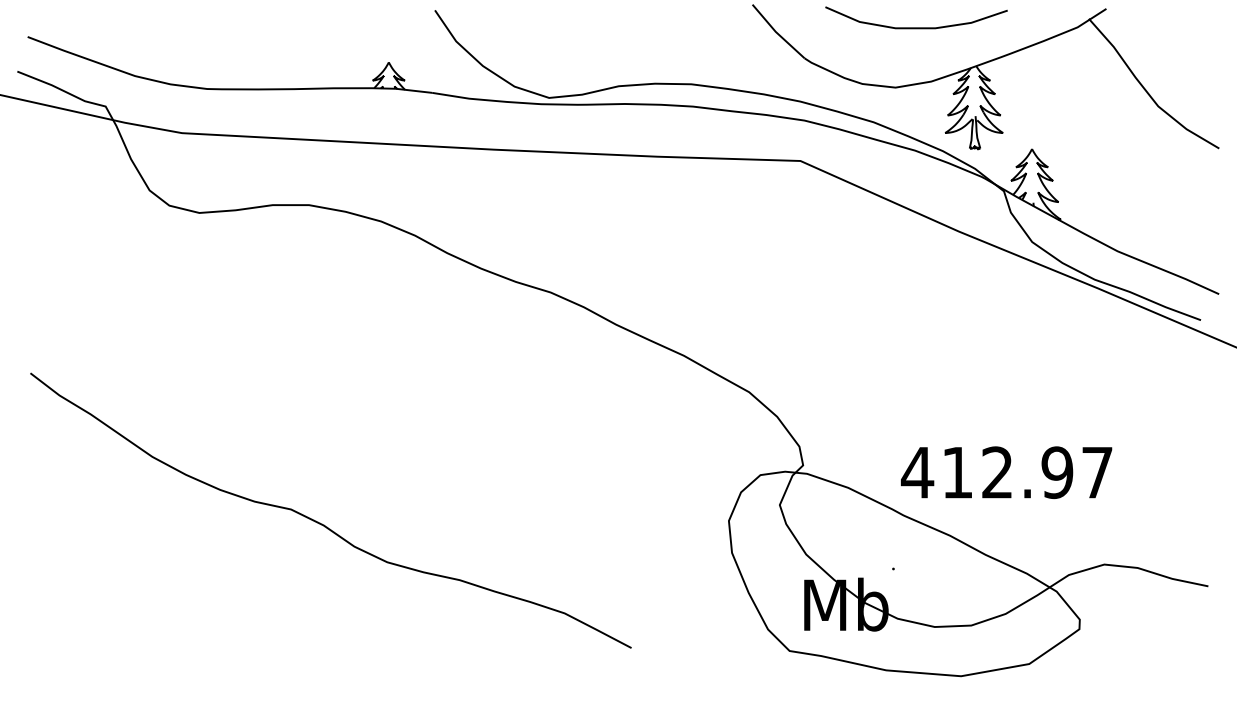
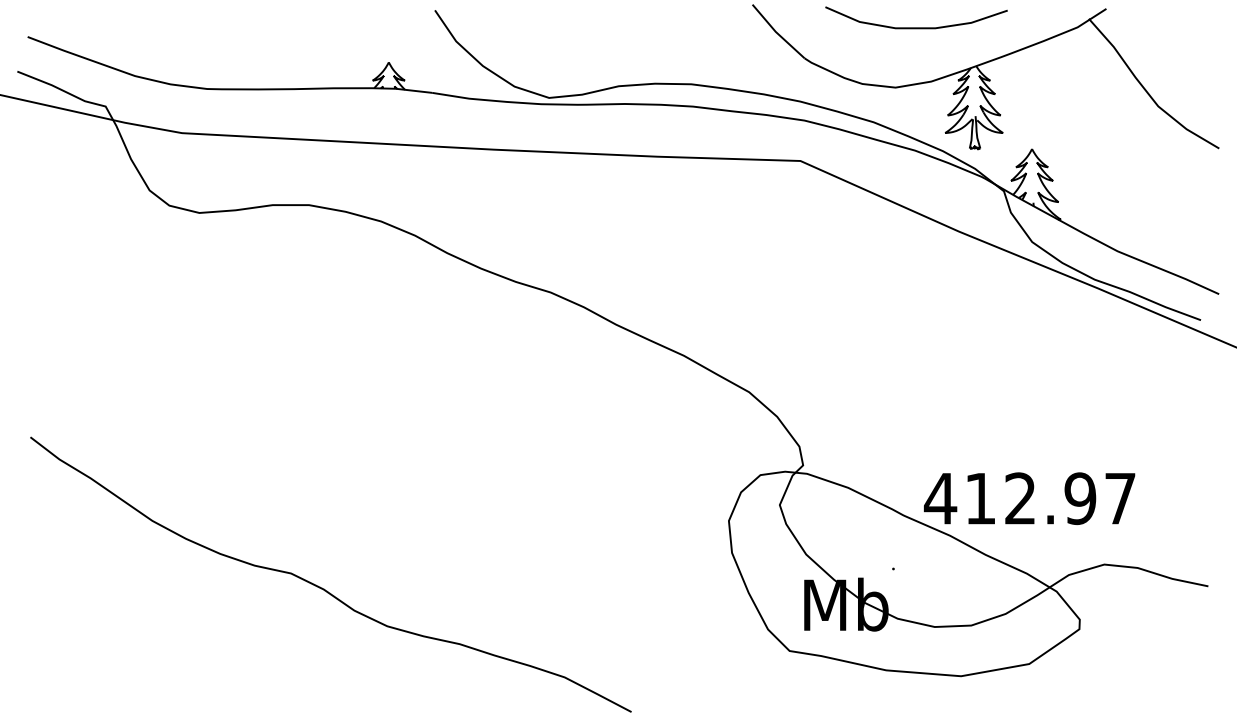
text position: (1006, 472) -> (1029, 498) (1029, 498)
curve position: (324, 524) -> (324, 588) (324, 588)
